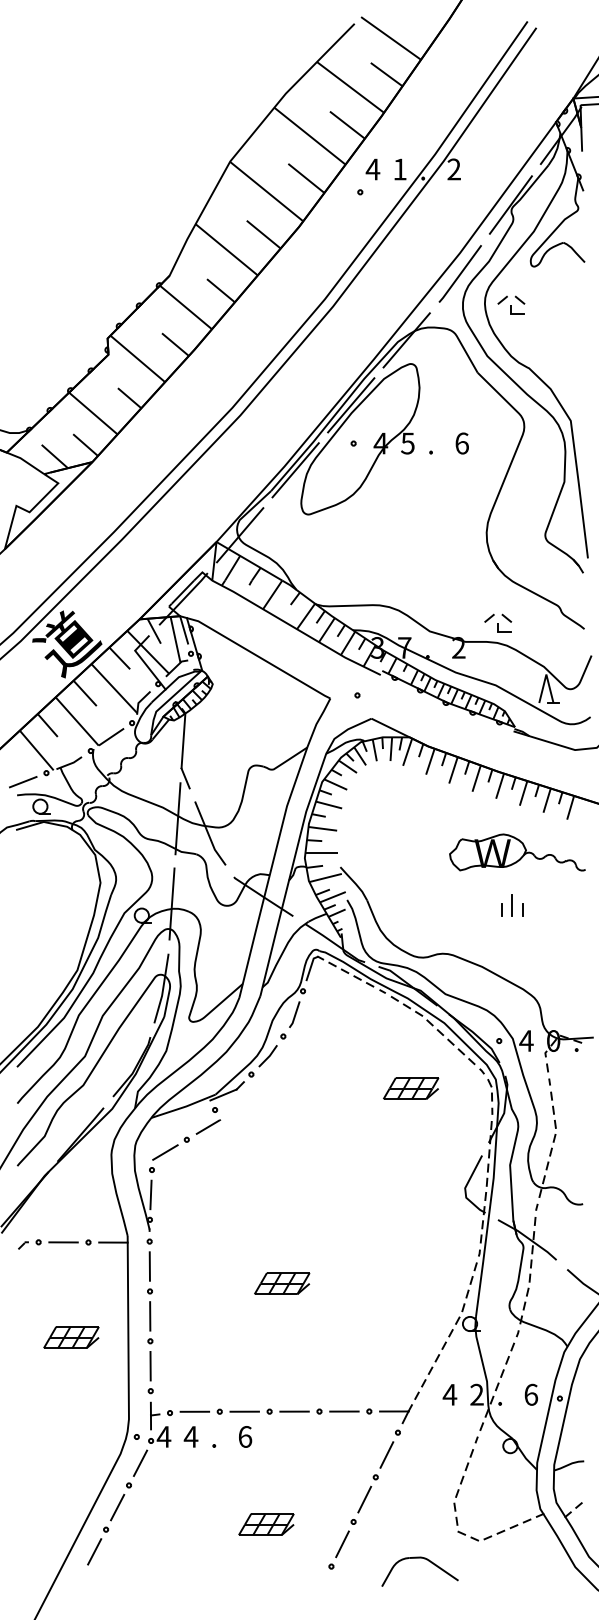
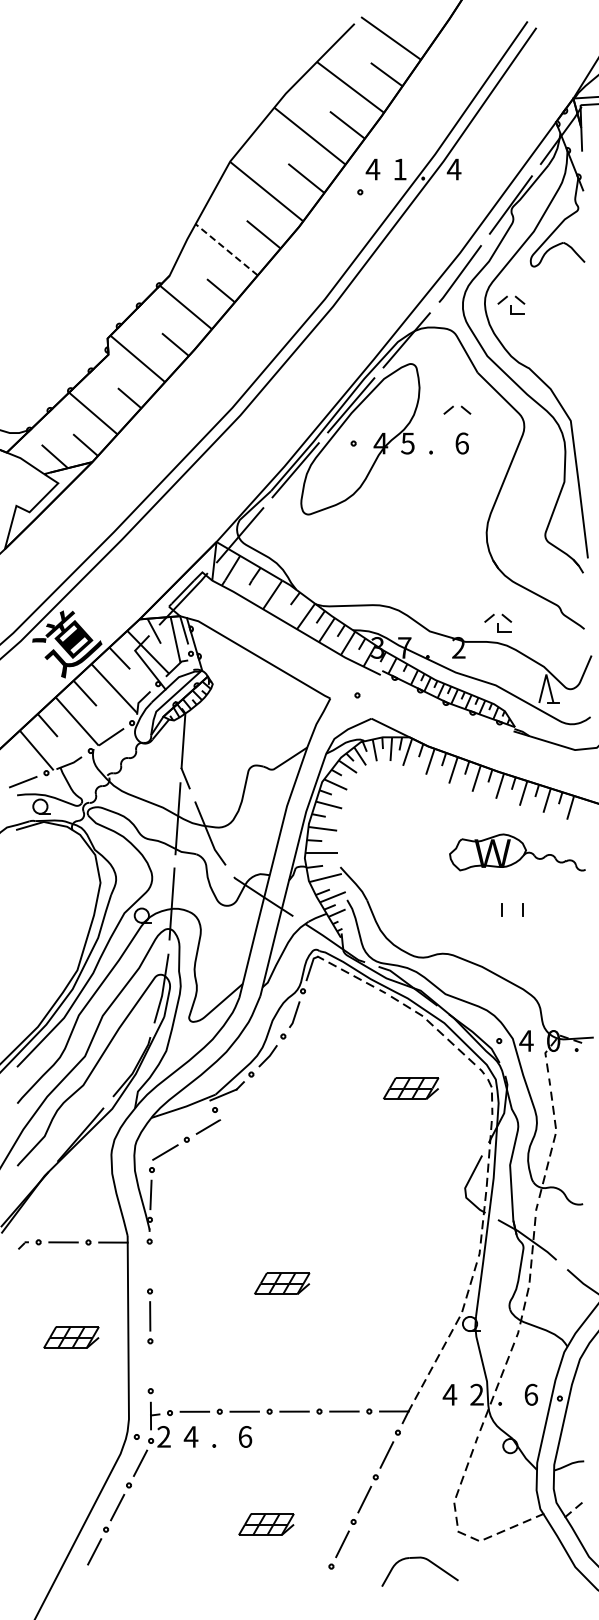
text: 2 -> 4 (453, 169)
line: solid -> dashed (226, 249)
part: none -> present (457, 409)
line: present -> none (511, 905)
line: present -> none (149, 1266)
line: present -> none (150, 1365)
text: 4 -> 2 (163, 1436)
